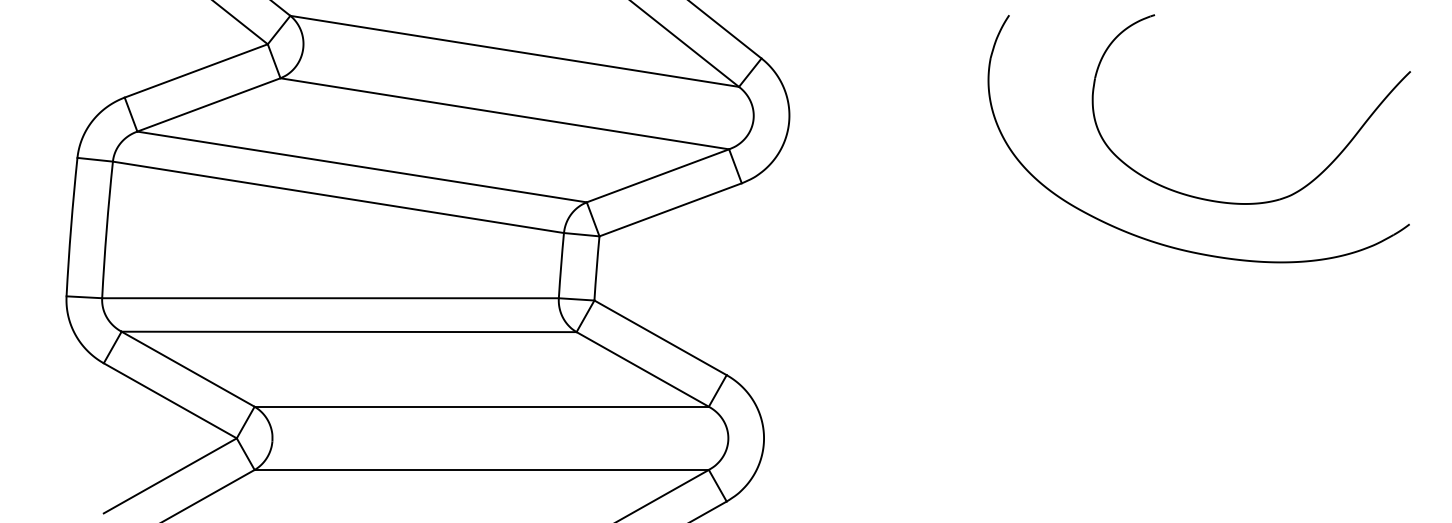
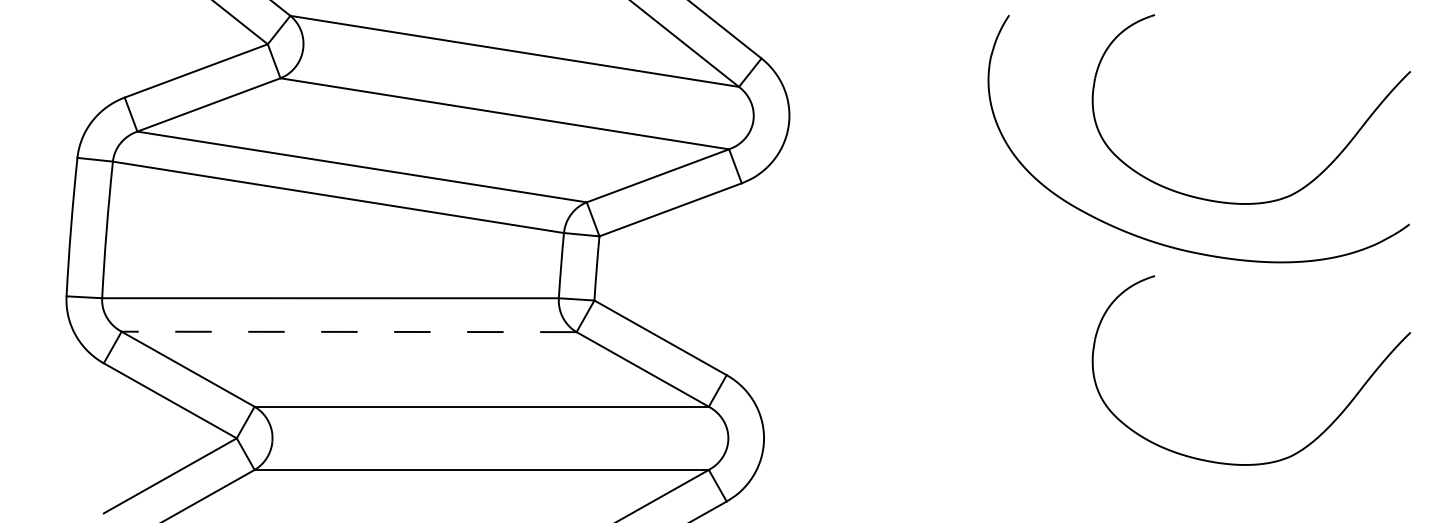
line: solid -> dashed (348, 331)
part: none -> present (1263, 462)
